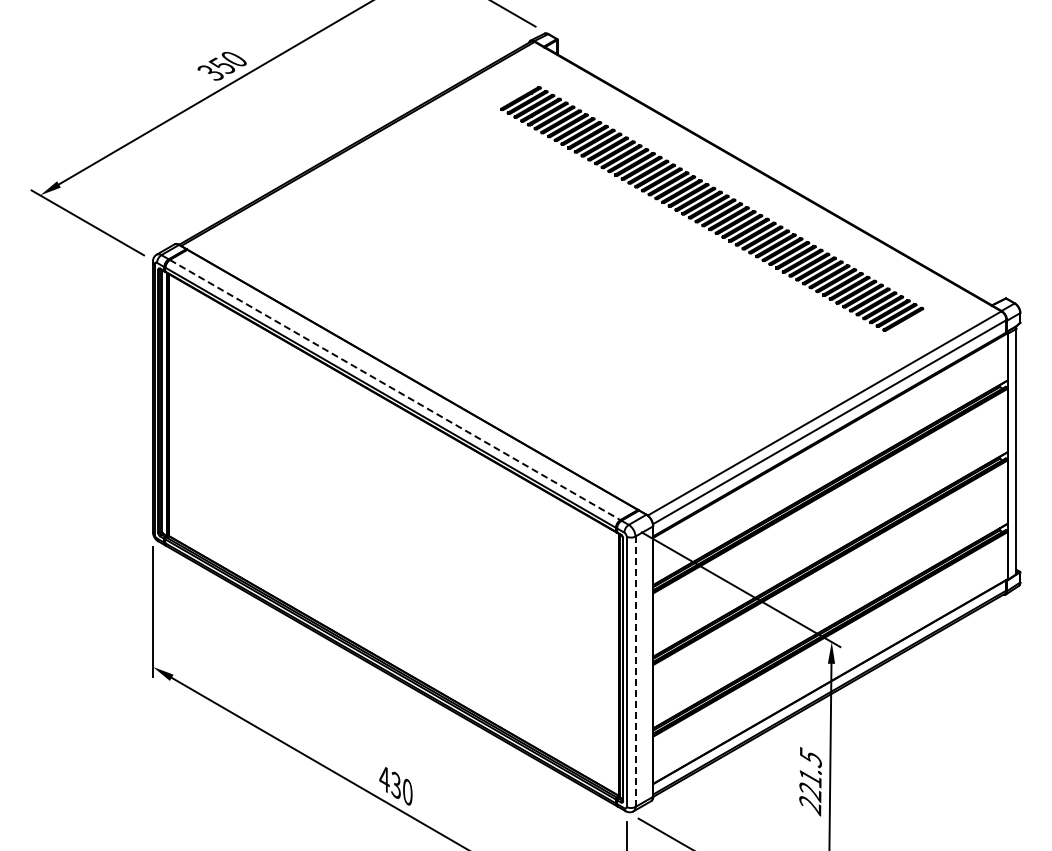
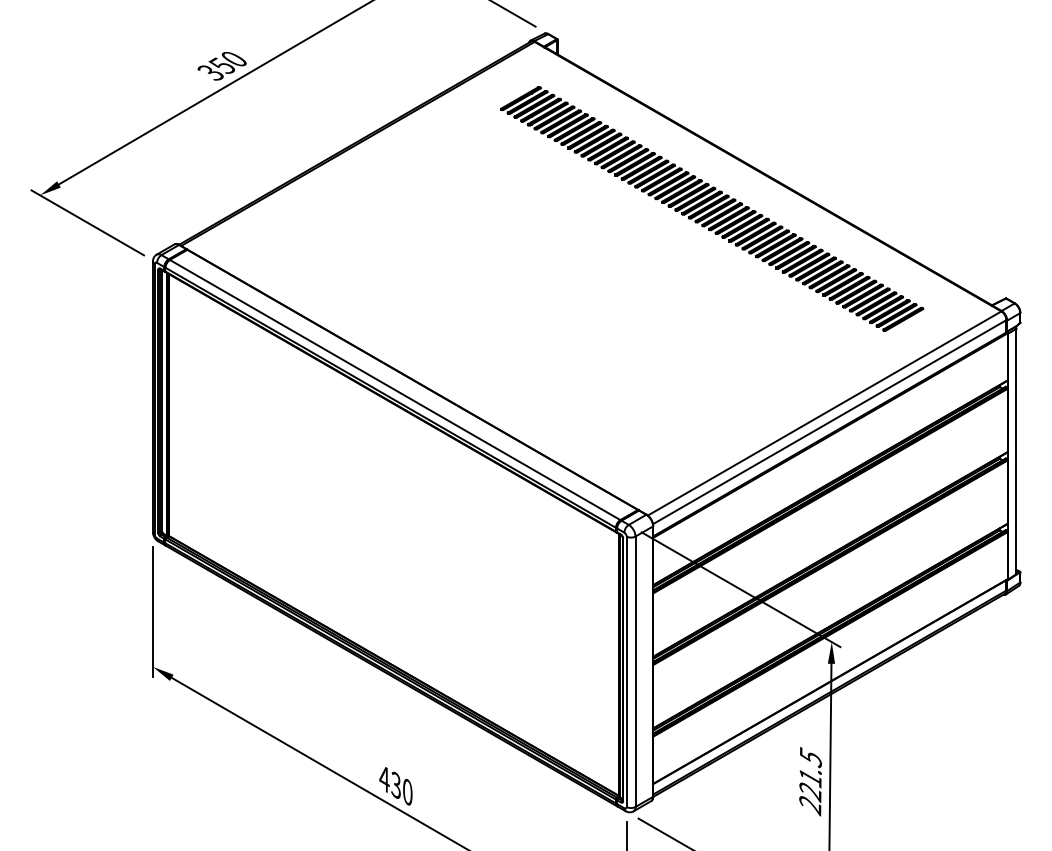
line: dashed -> solid (395, 390)
line: dashed -> solid (635, 671)
